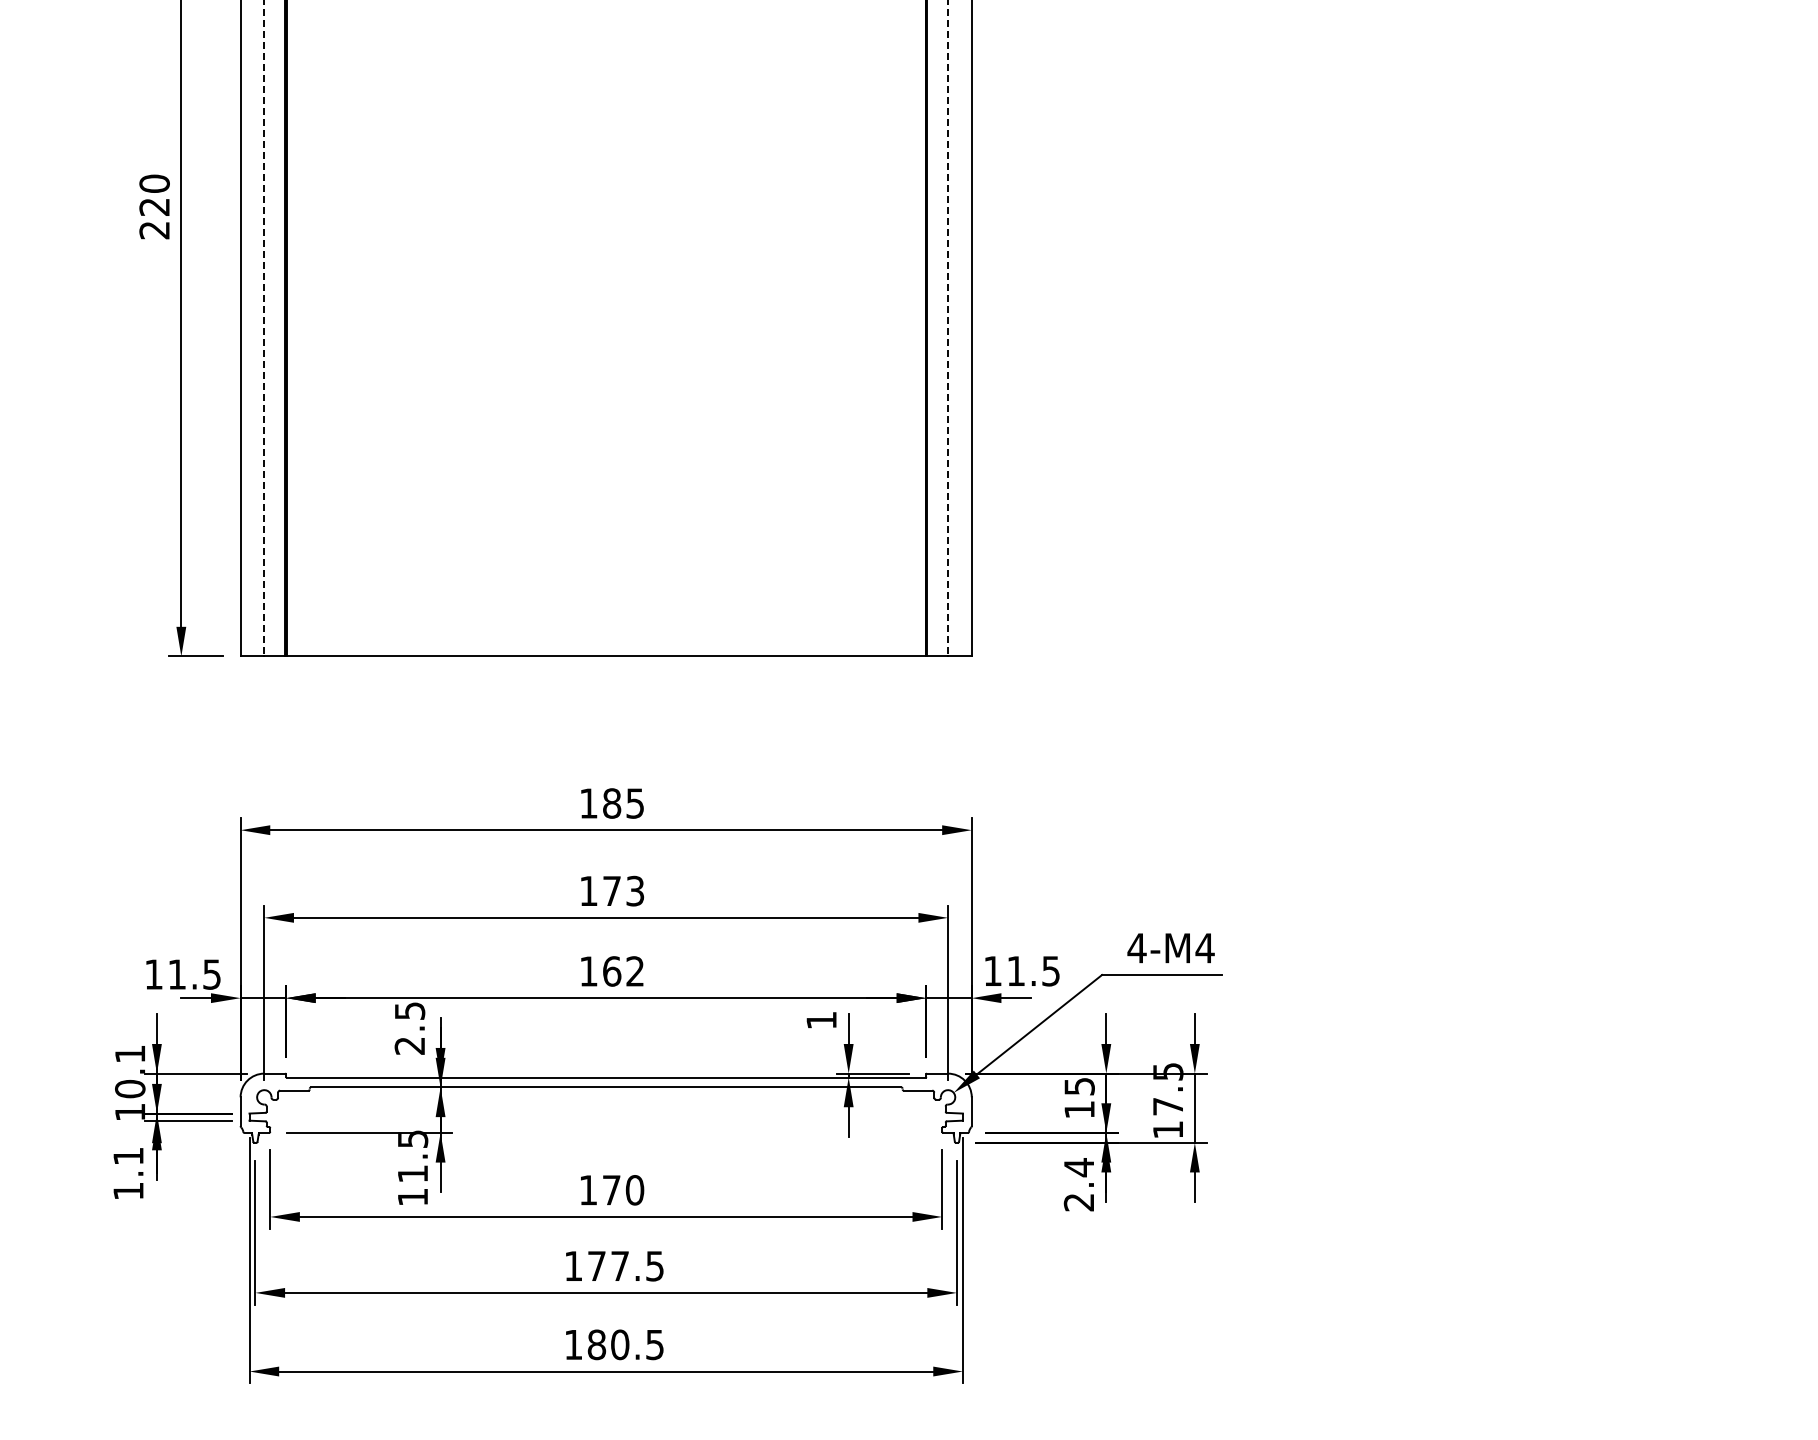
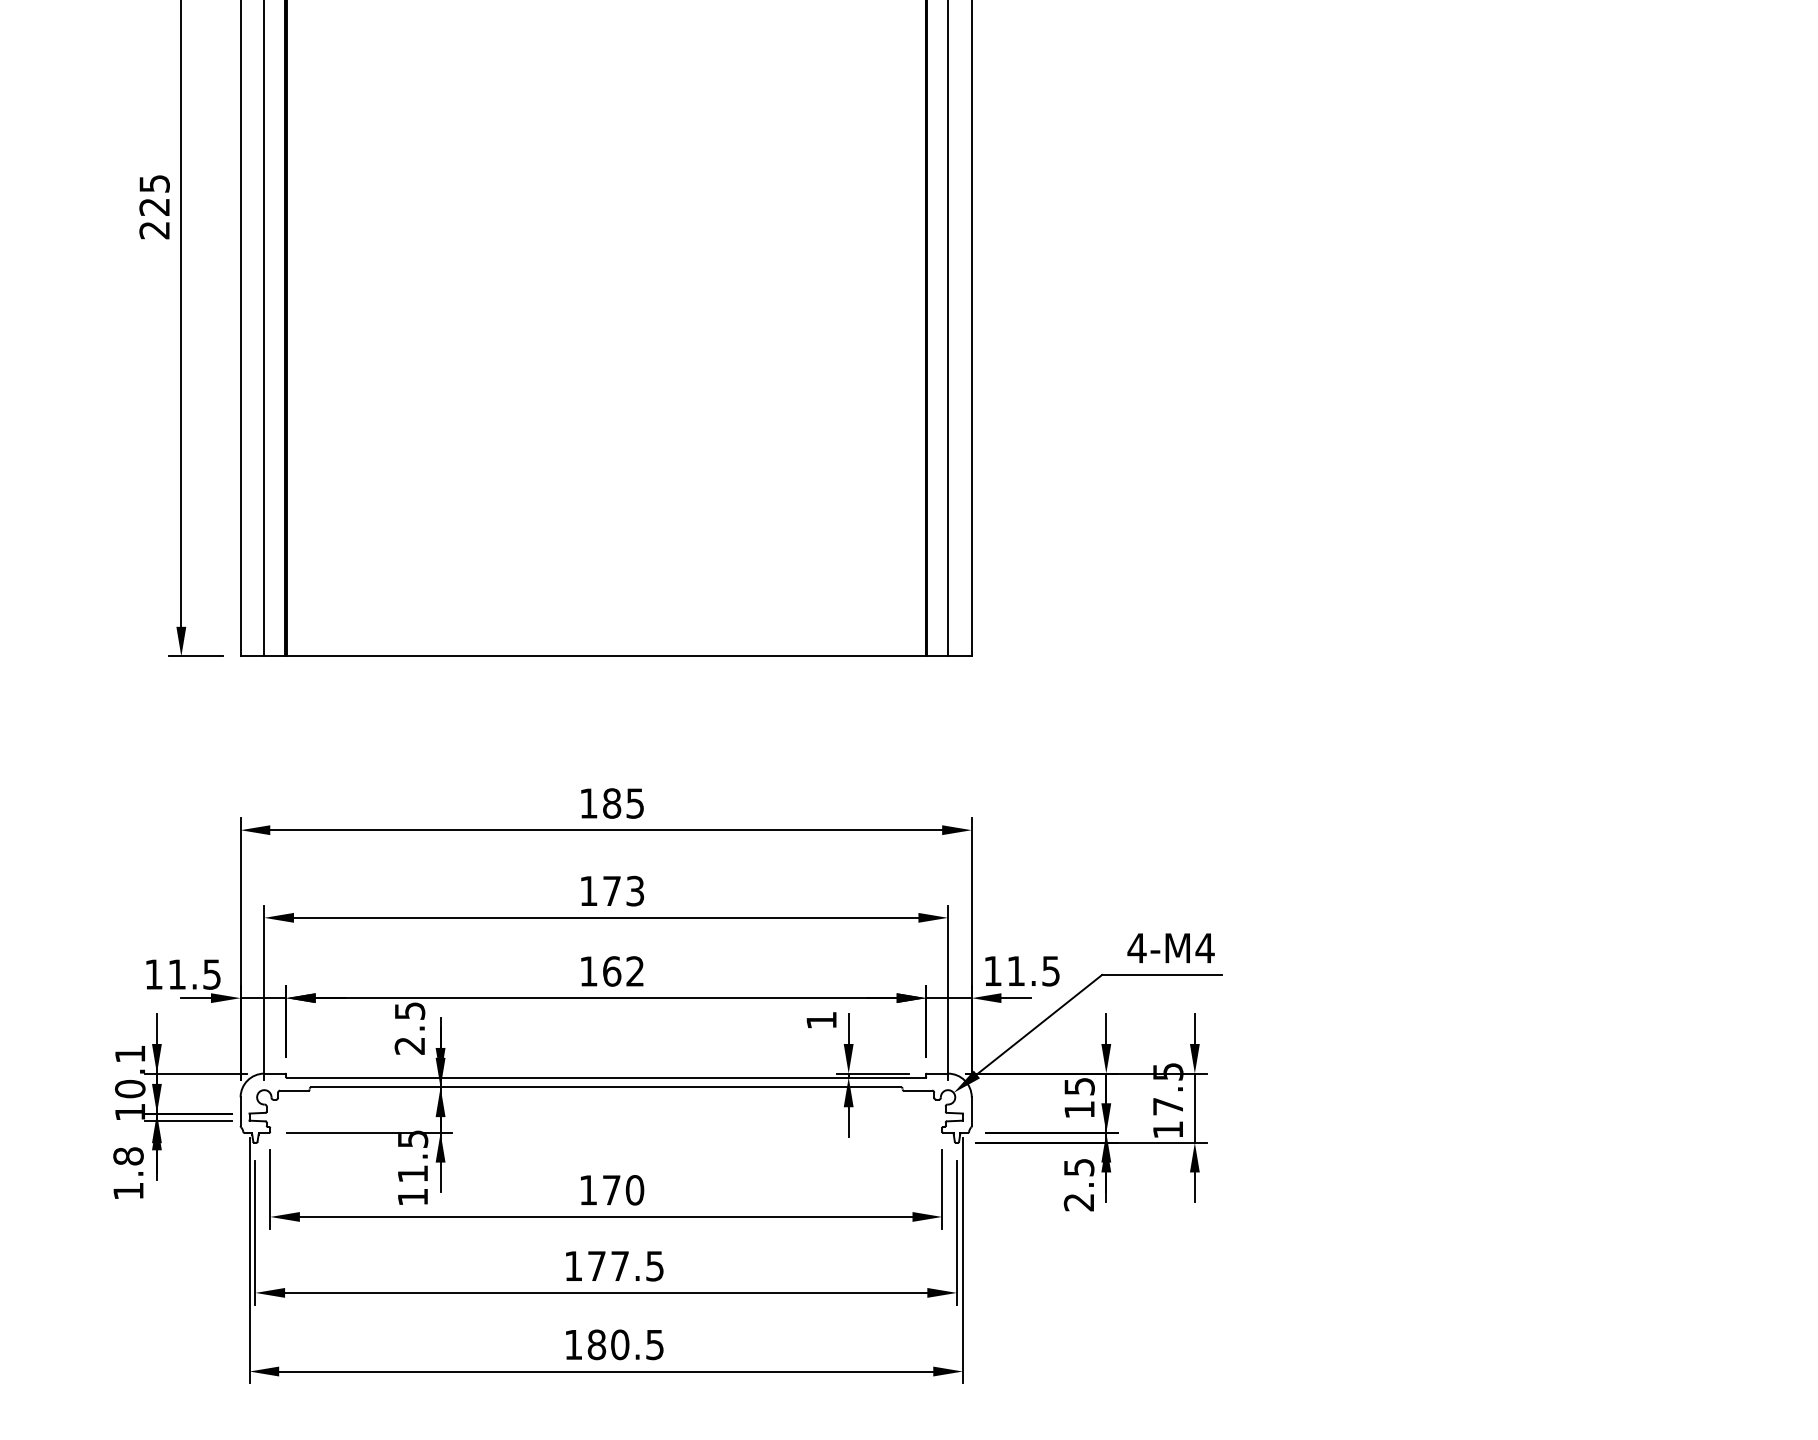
text: 220 -> 225 (154, 183)
line: dashed -> solid (264, 328)
line: dashed -> solid (948, 328)
text: 1.1 -> 1.8 (128, 1156)
text: 2.4 -> 2.5 (1079, 1167)
